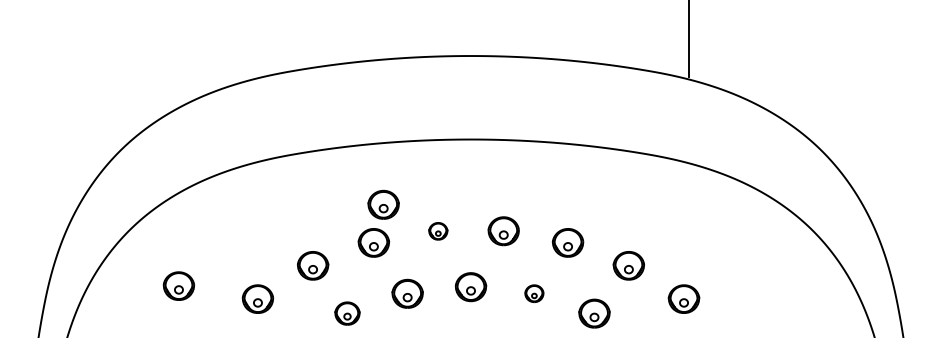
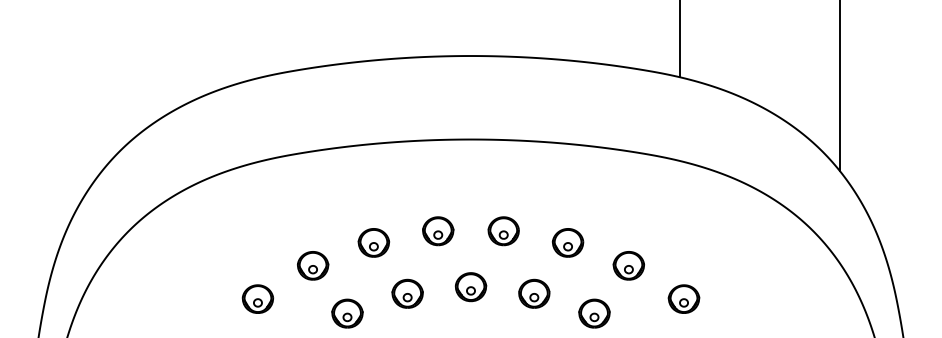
line position: (689, 39) -> (680, 39) (680, 39)
line: none -> present (839, 86)
part: present -> none (383, 204)
part size: 21x19 px -> 33x31 px (438, 231)
part: present -> none (178, 285)
part size: 21x19 px -> 33x31 px (534, 293)
part size: 27x25 px -> 33x31 px (347, 313)
